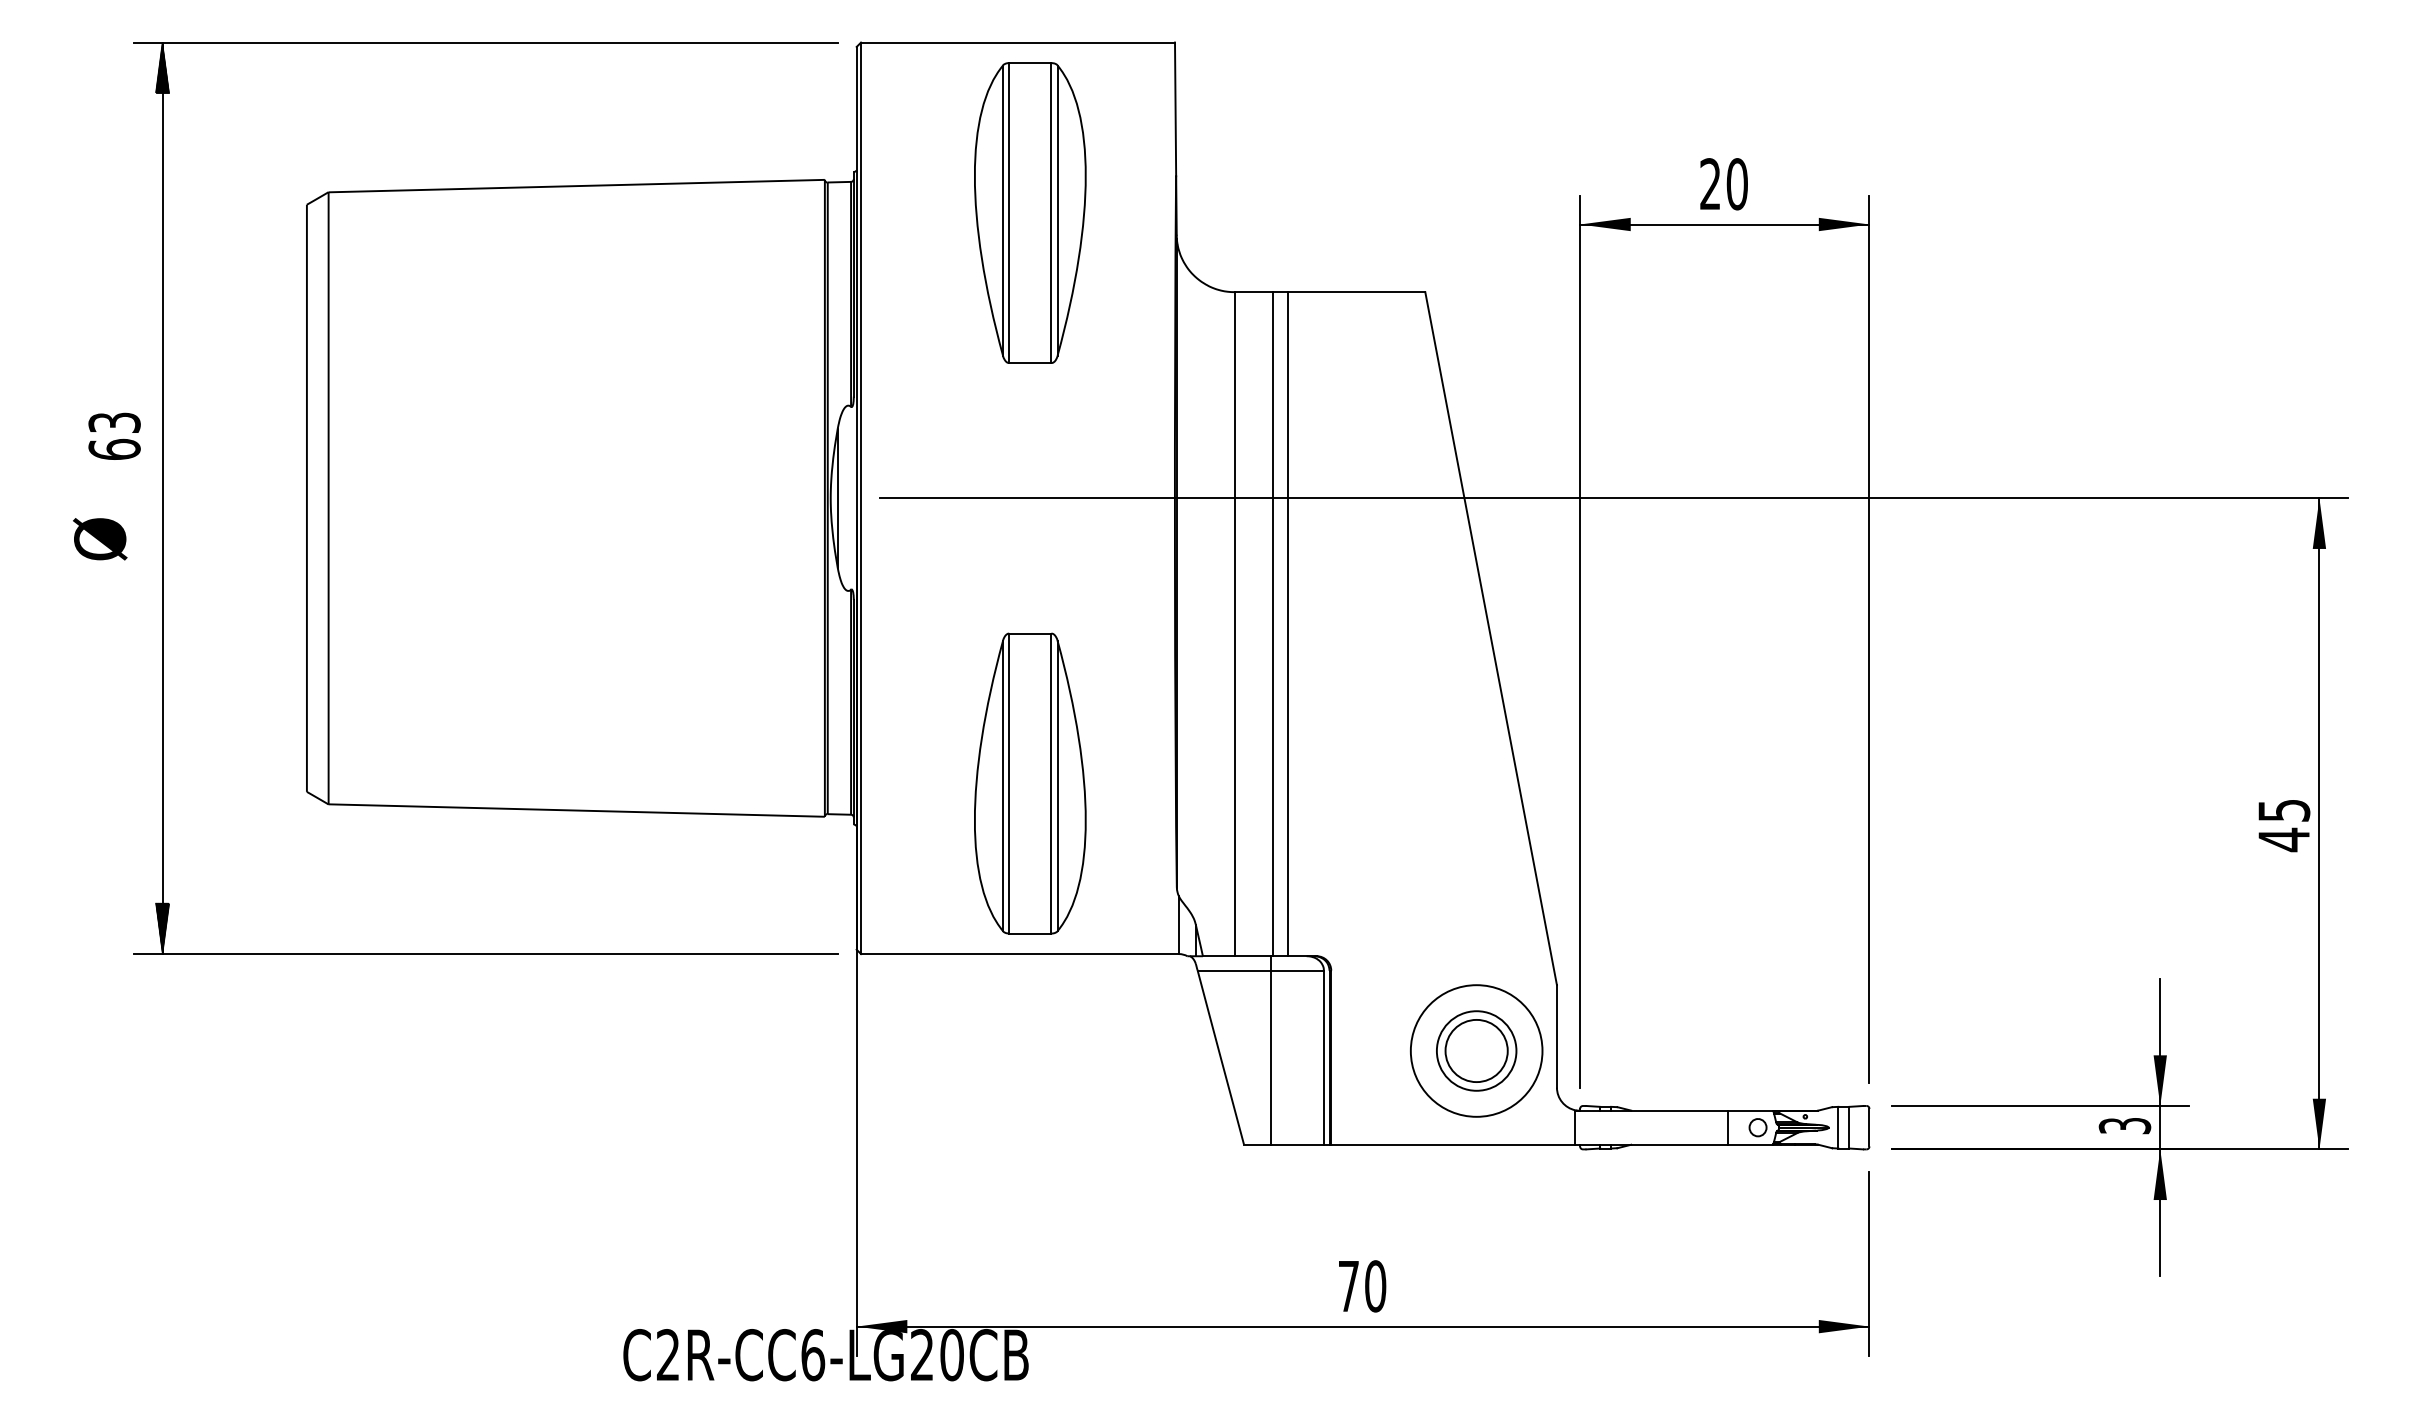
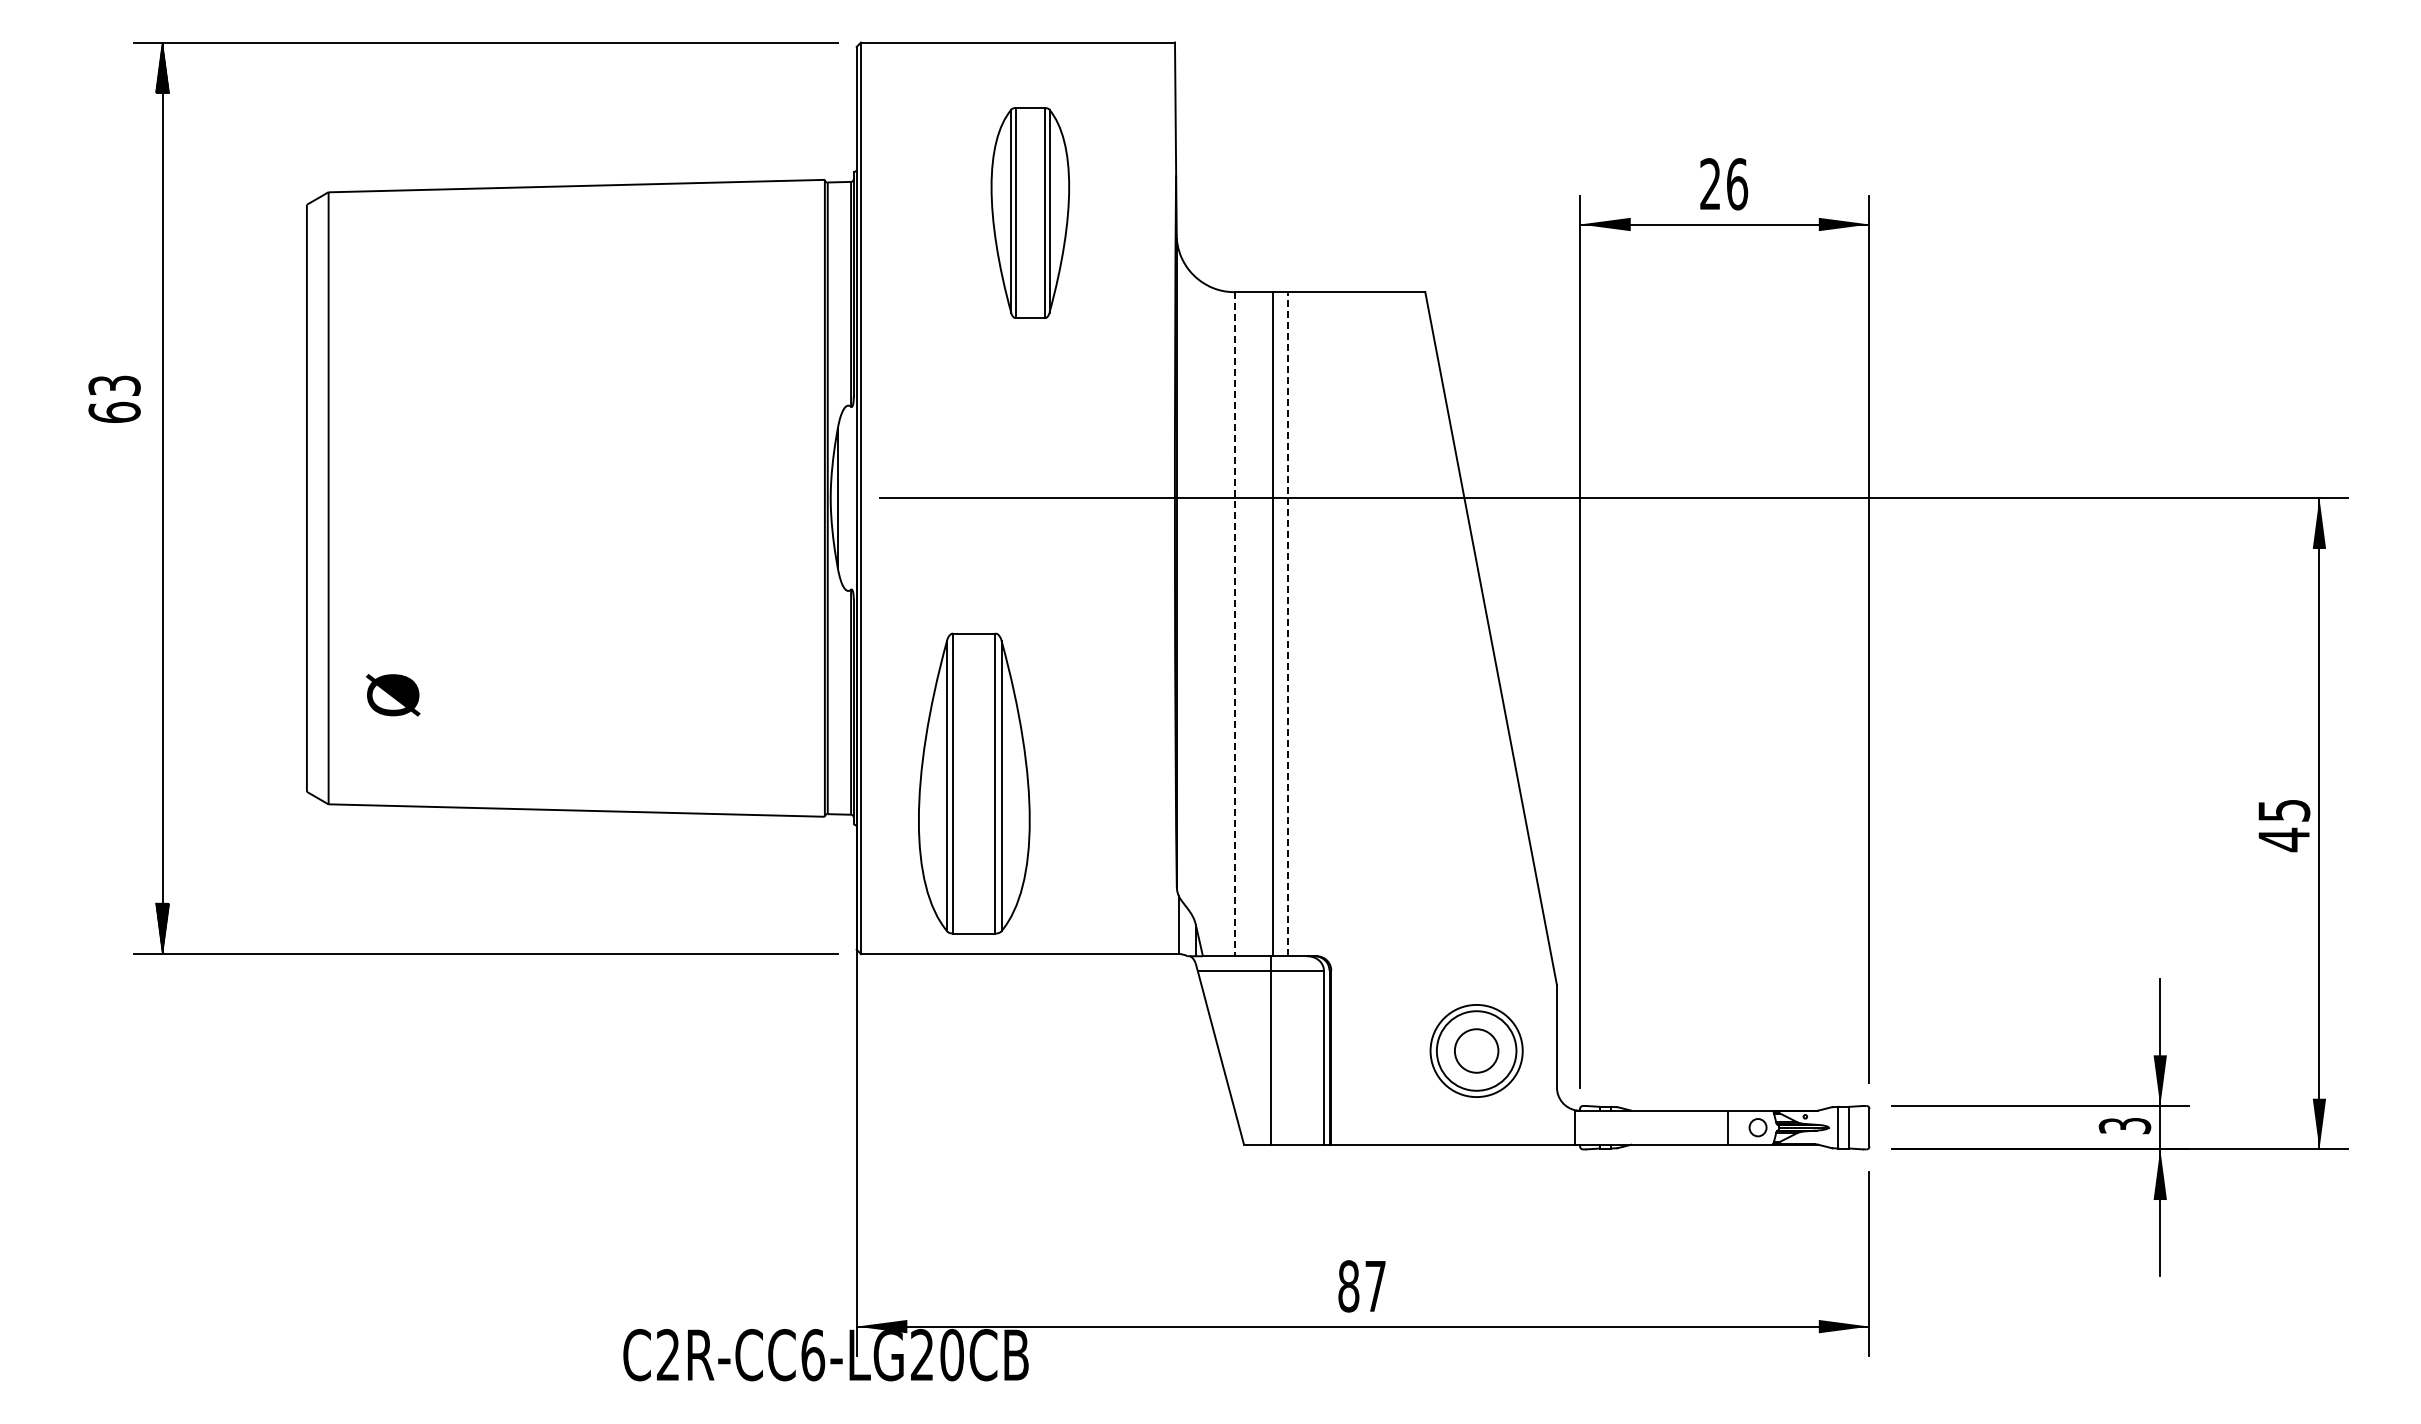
text: 20 -> 26 (1737, 184)
part size: 113x302 px -> 80x212 px (1029, 212)
text position: (114, 435) -> (114, 398) (114, 398)
text position: (100, 539) -> (393, 695) (393, 695)
line: solid -> dashed (1287, 623)
line: solid -> dashed (1234, 624)
part position: (1030, 783) -> (974, 783) (974, 783)
circle diameter: 132 px -> 92 px (1476, 1050)
circle diameter: 62 px -> 44 px (1476, 1050)
text: 70 -> 87 (1362, 1286)
